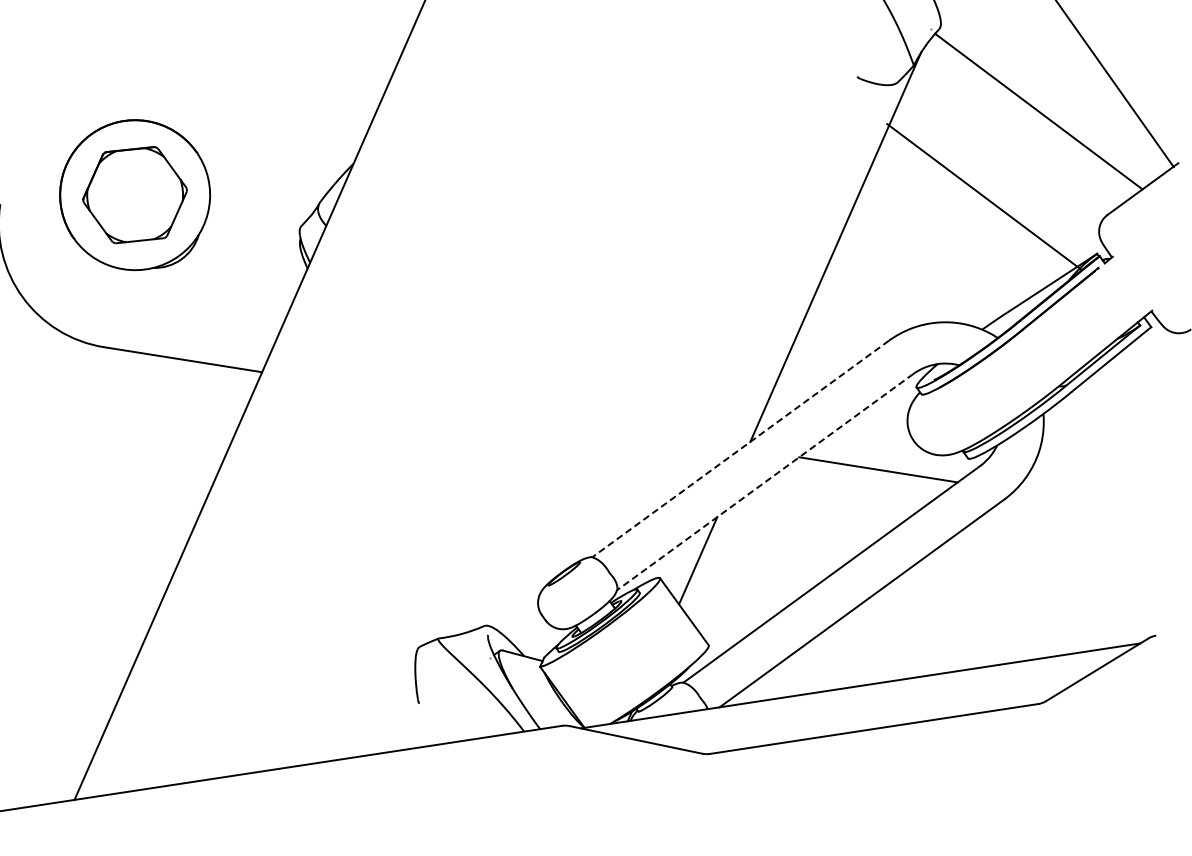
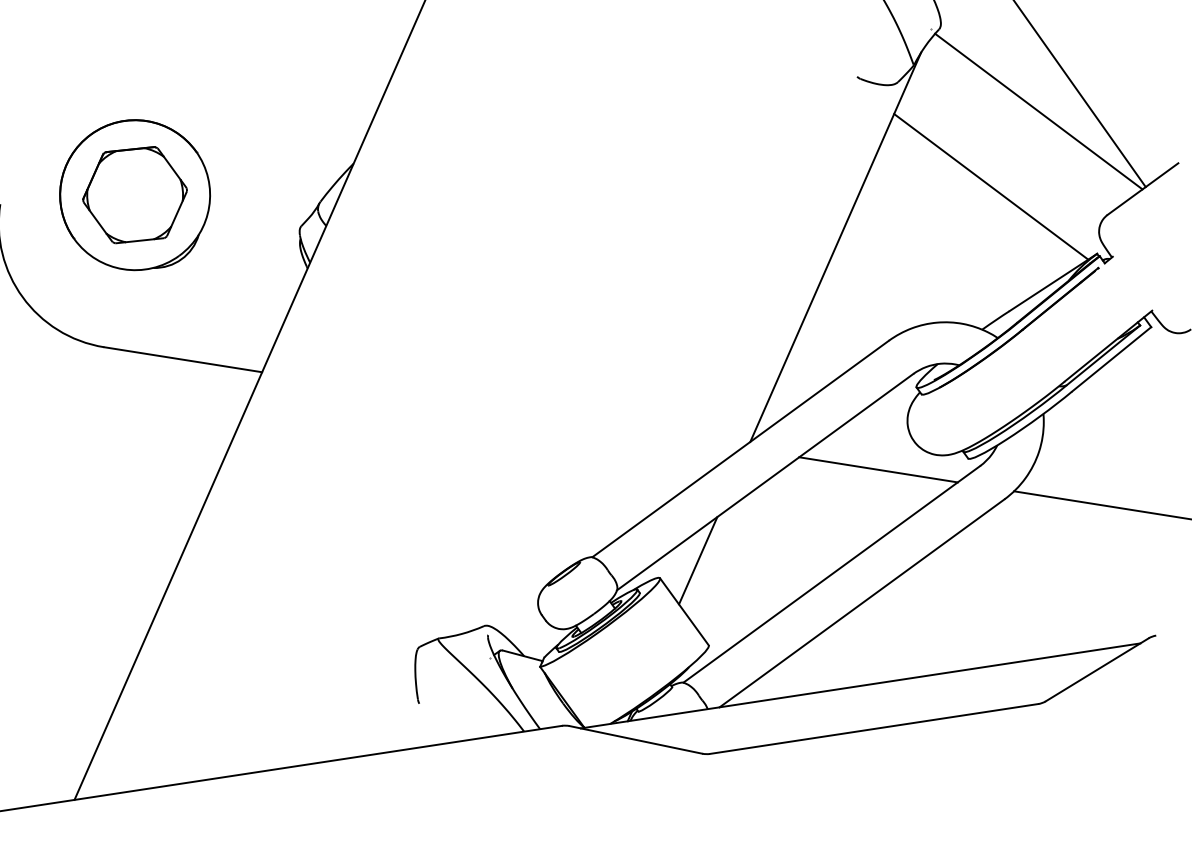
line position: (1115, 84) -> (1080, 94) (1080, 94)
line position: (984, 196) -> (991, 186) (991, 186)
line: dashed -> solid (740, 448)
line: dashed -> solid (764, 482)
line: none -> present (1101, 504)
